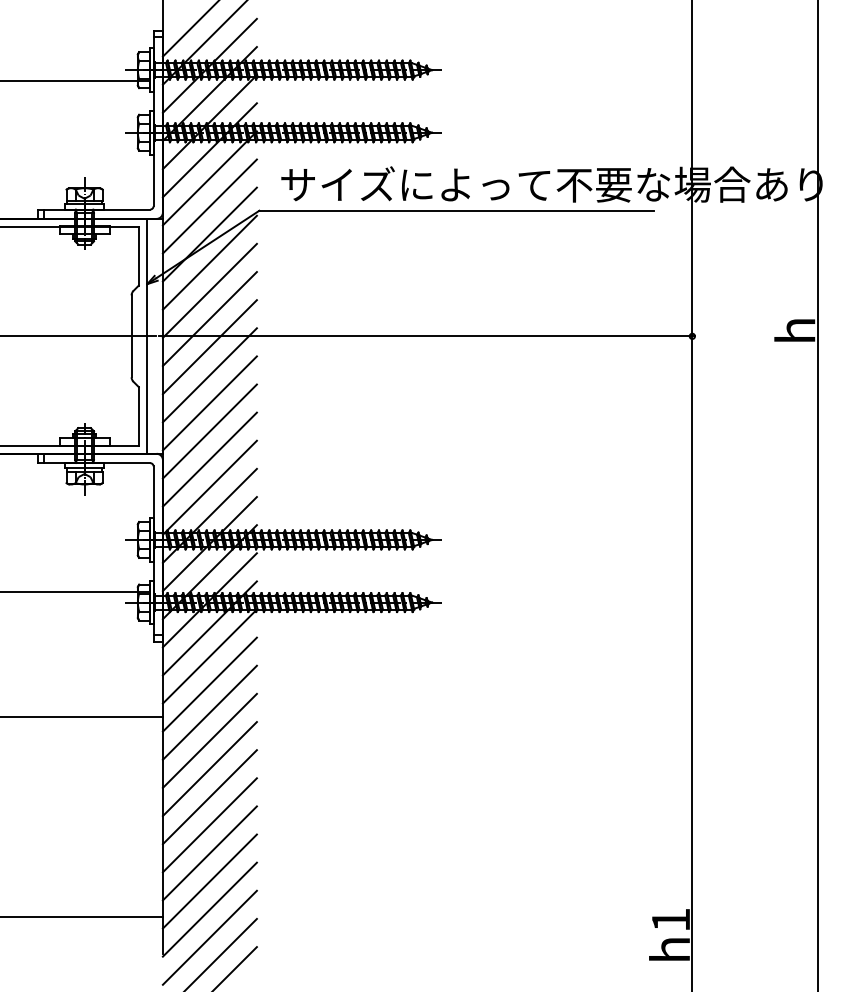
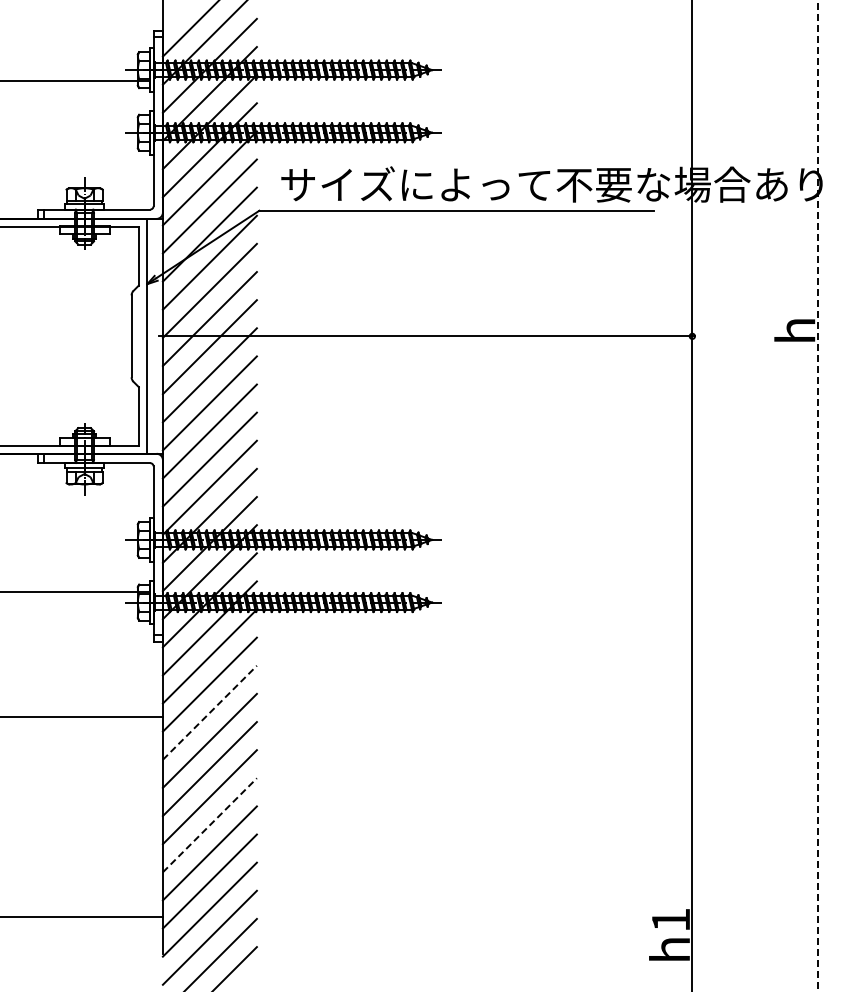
line: present -> none (78, 336)
line: solid -> dashed (817, 495)
line: solid -> dashed (210, 712)
line: solid -> dashed (210, 824)
